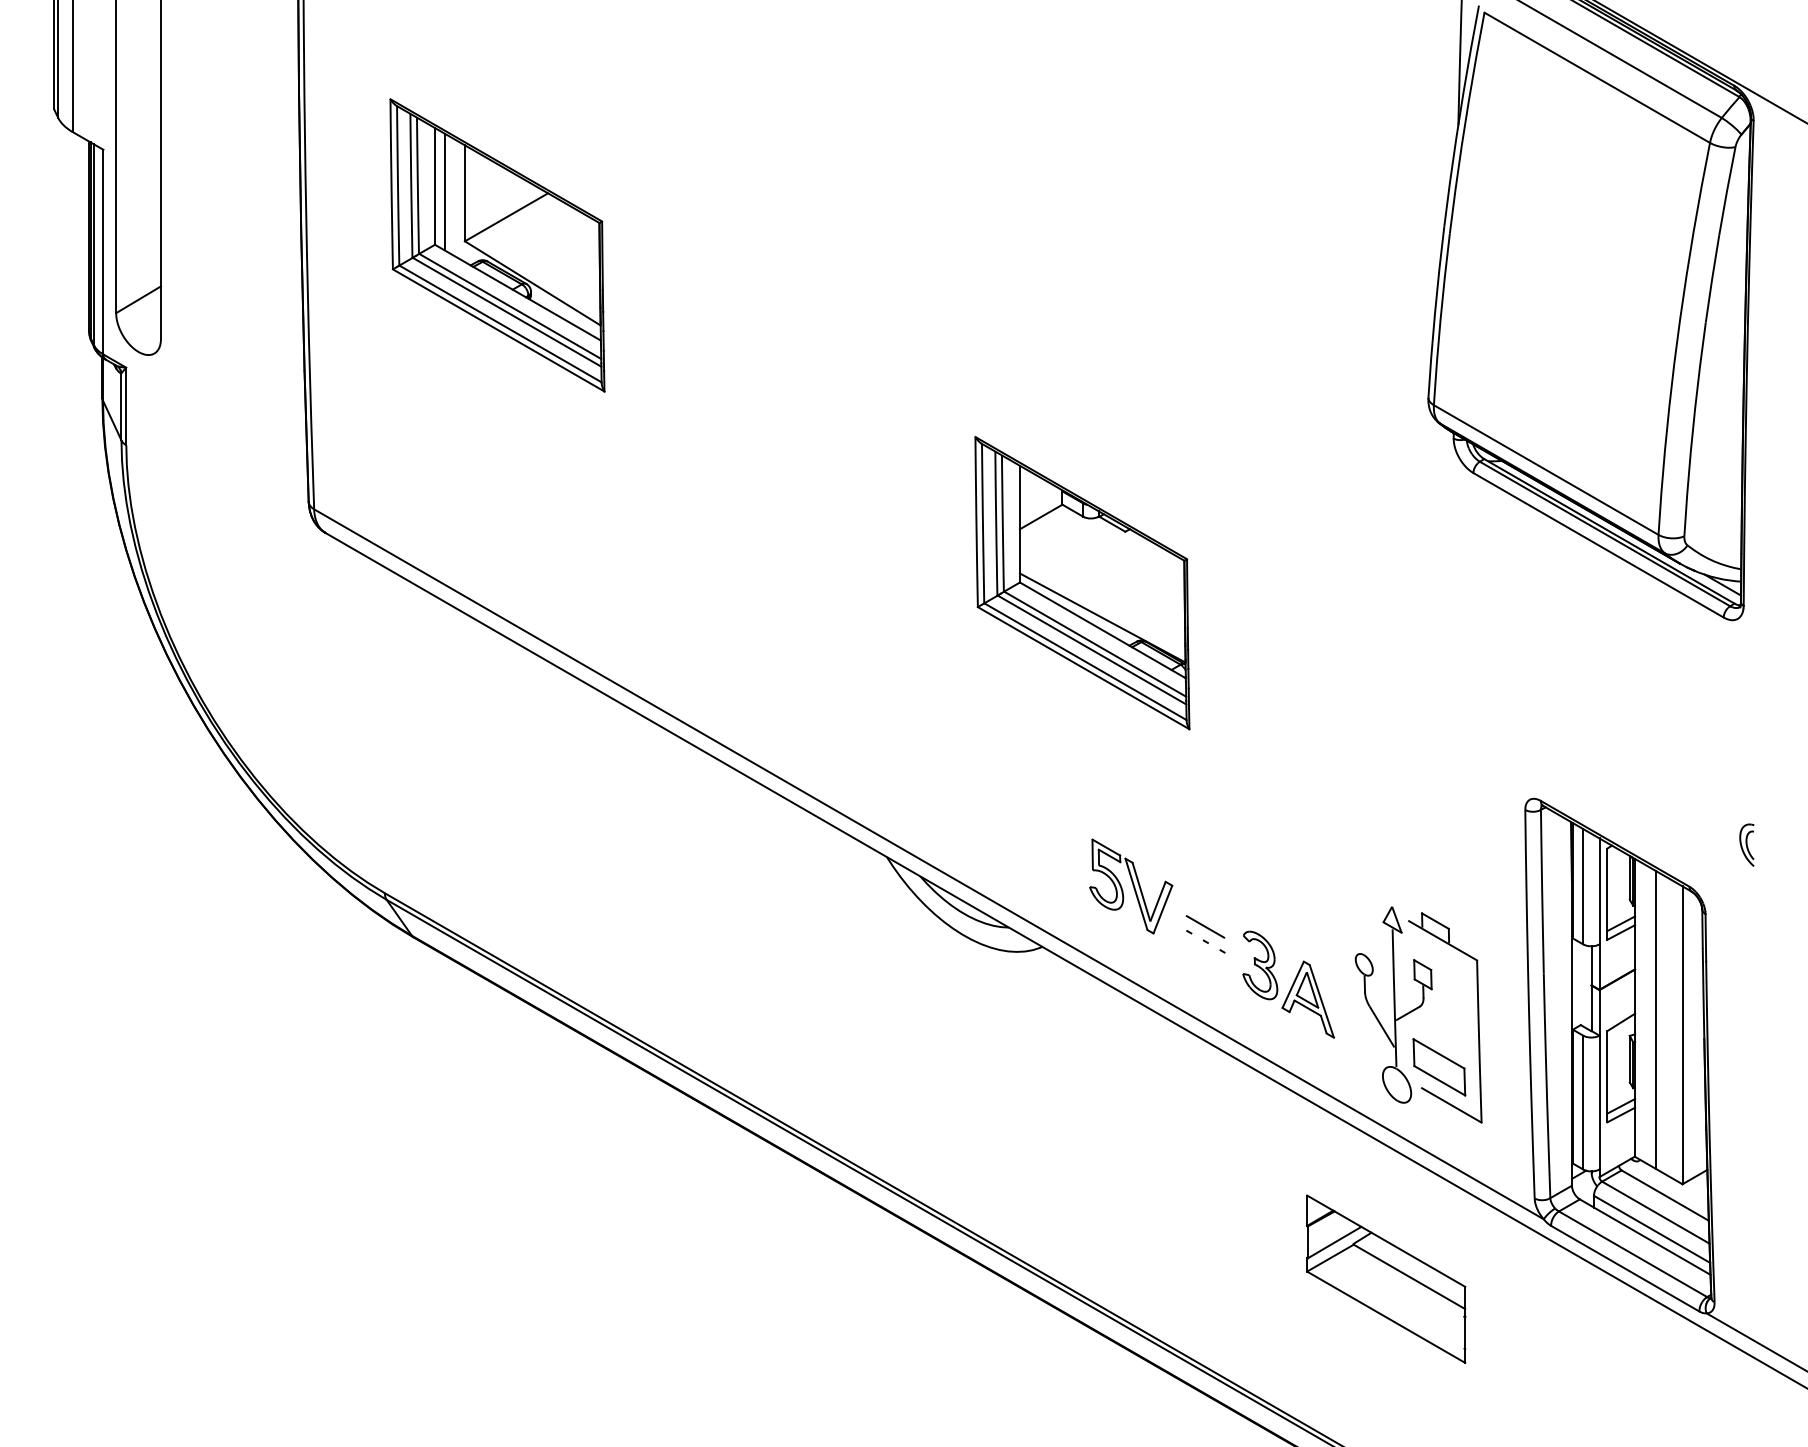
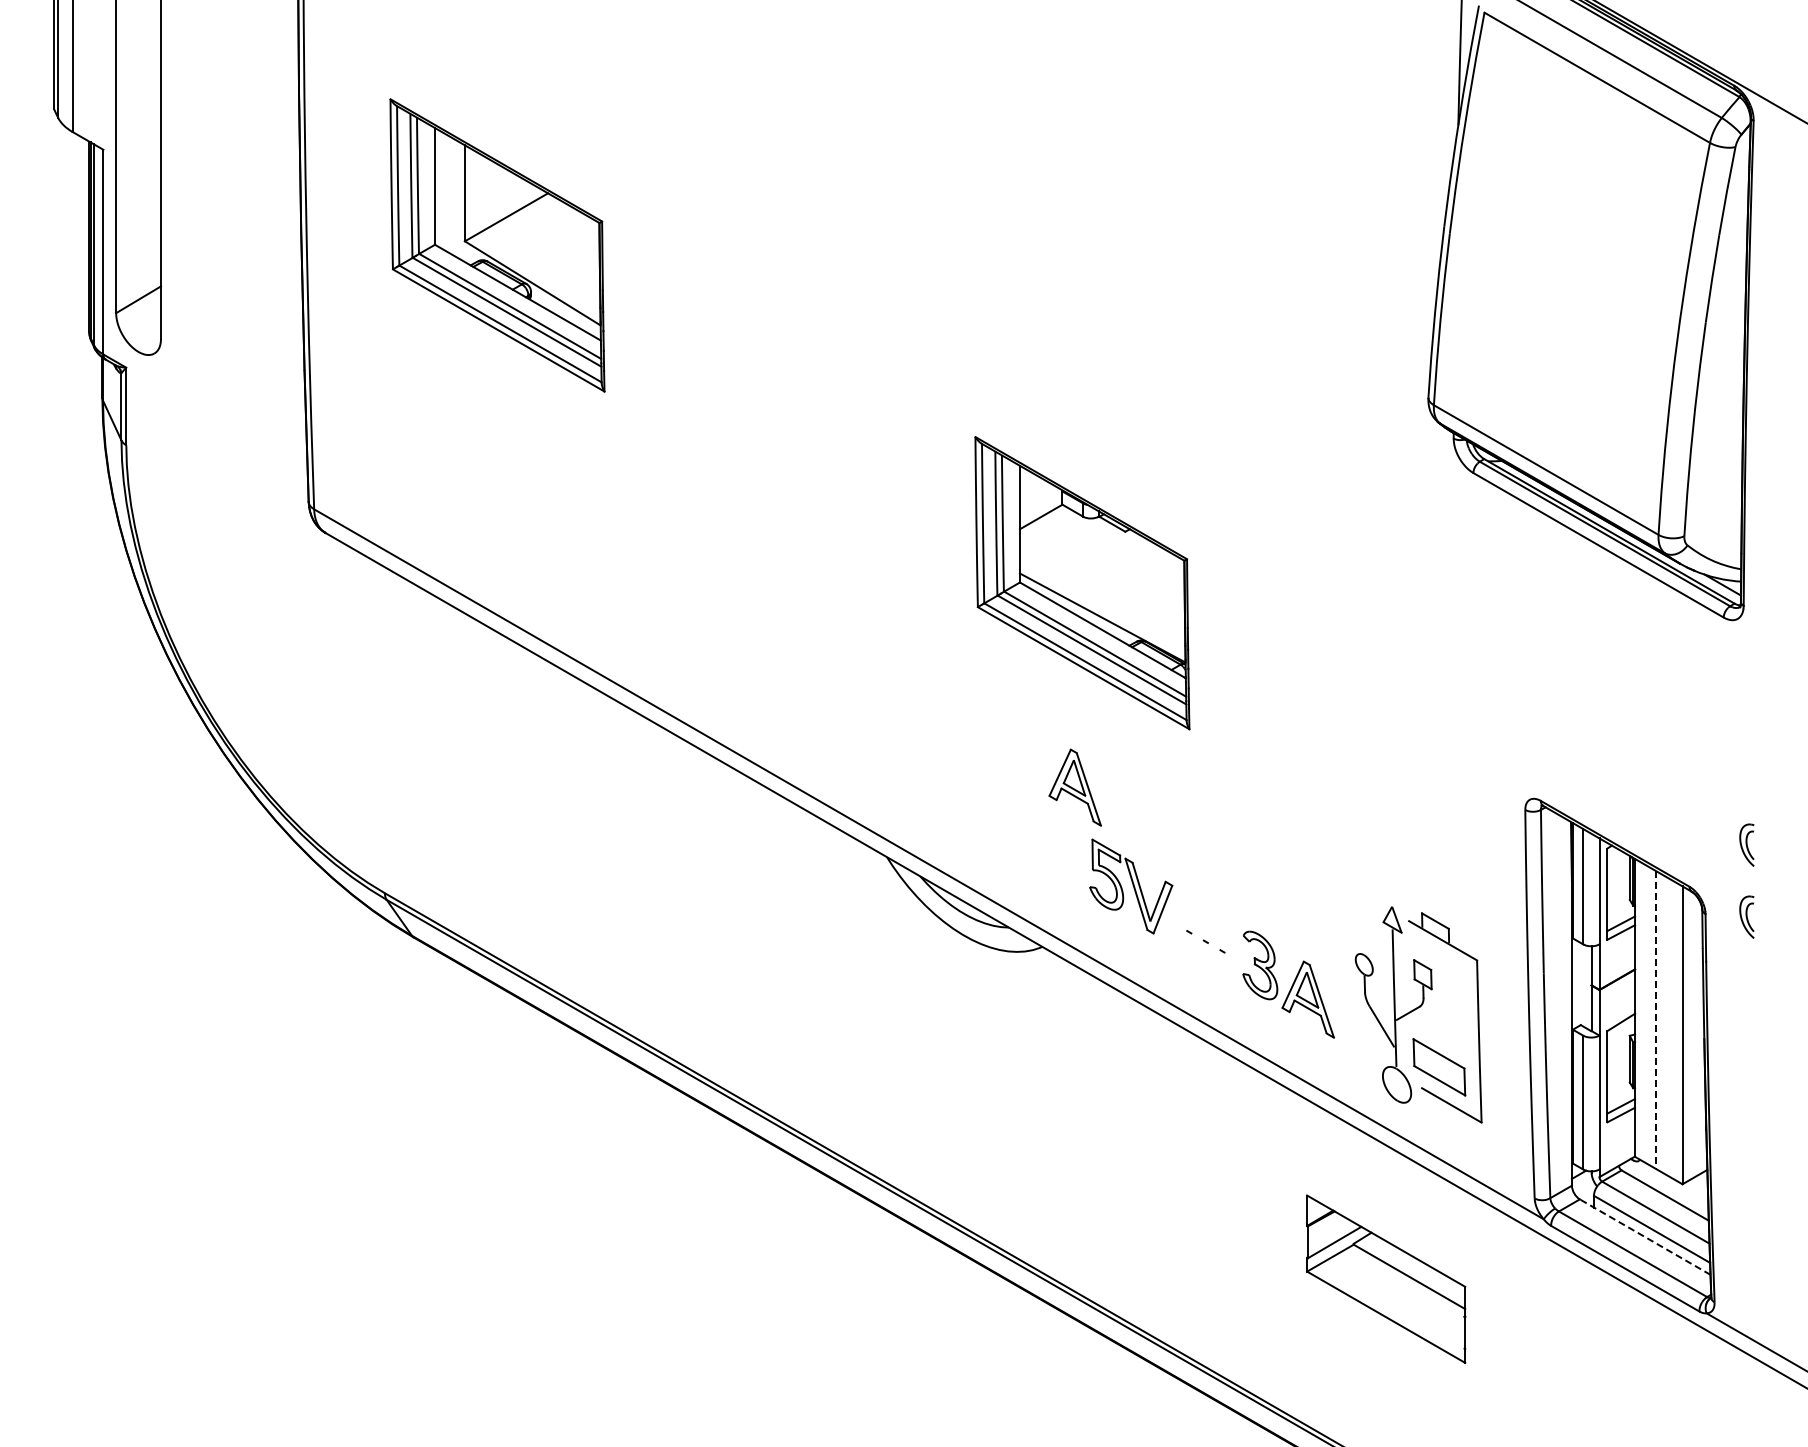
line: present -> none (444, 191)
part: none -> present (1074, 787)
part: none -> present (1746, 916)
line: present -> none (1205, 926)
line: solid -> dashed (1656, 1020)
line: solid -> dashed (1644, 1236)
